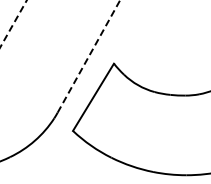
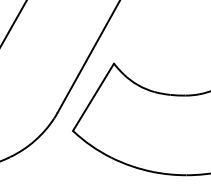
line: dashed -> solid (13, 23)
line: dashed -> solid (89, 56)
